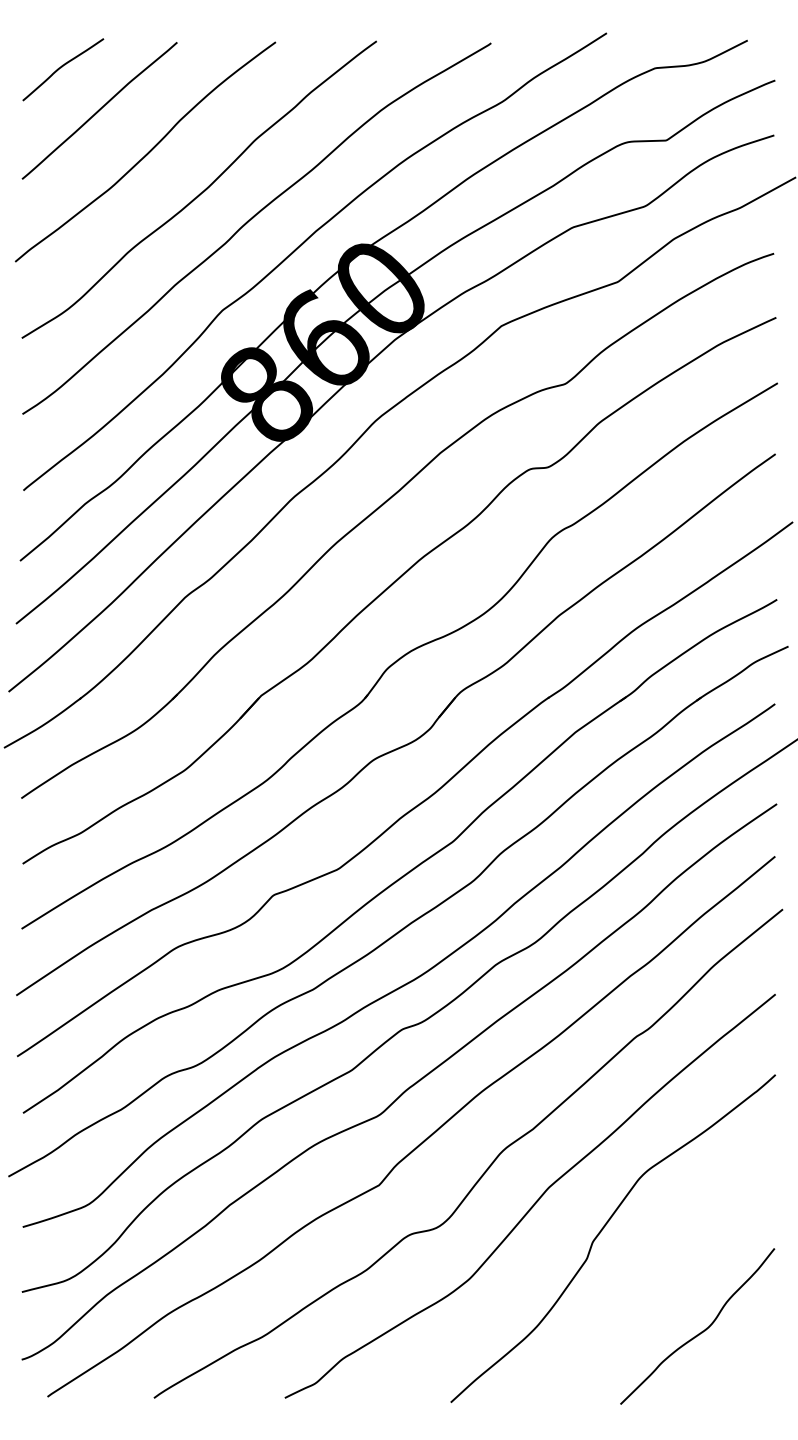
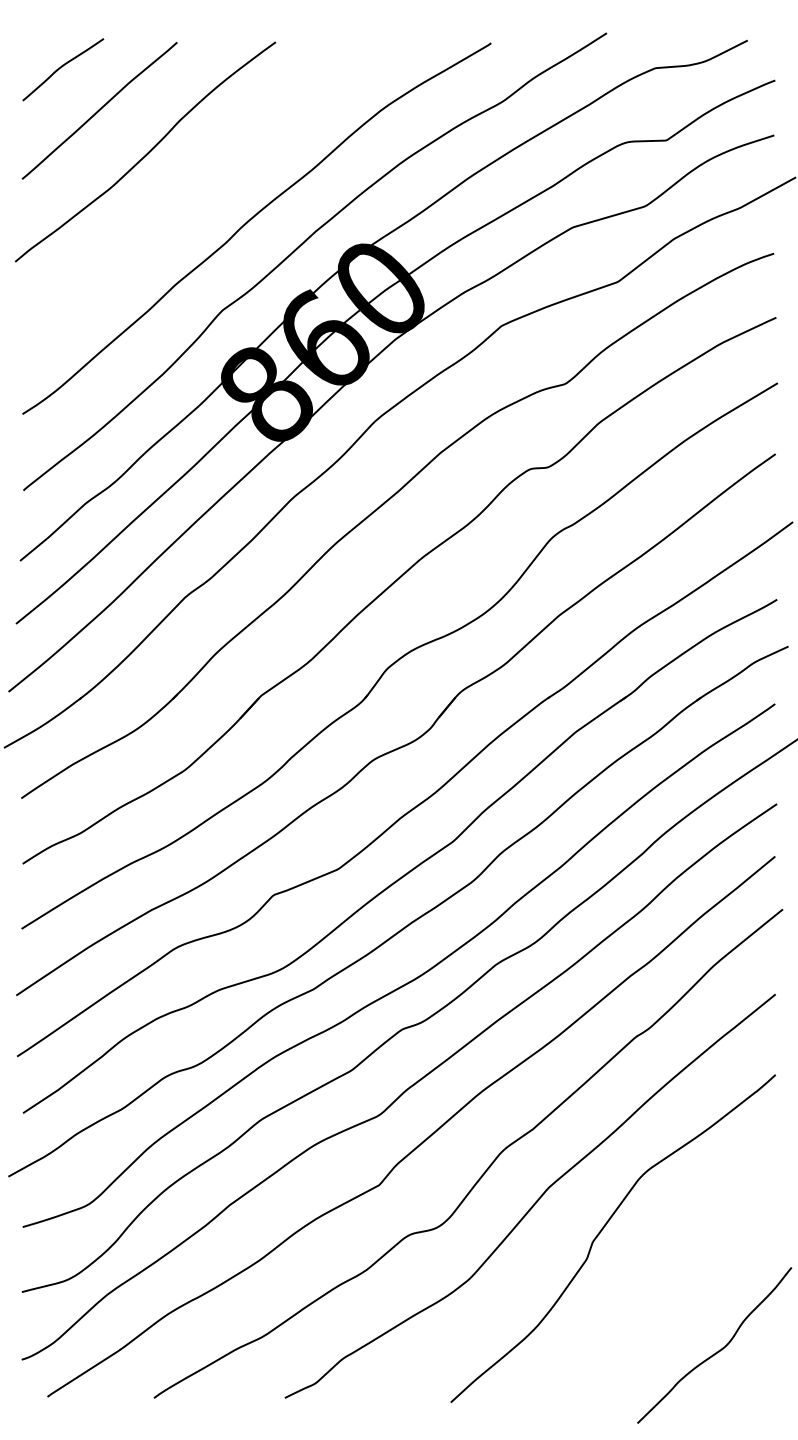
curve: present -> none (200, 192)
curve position: (702, 1330) -> (719, 1349) (719, 1349)
